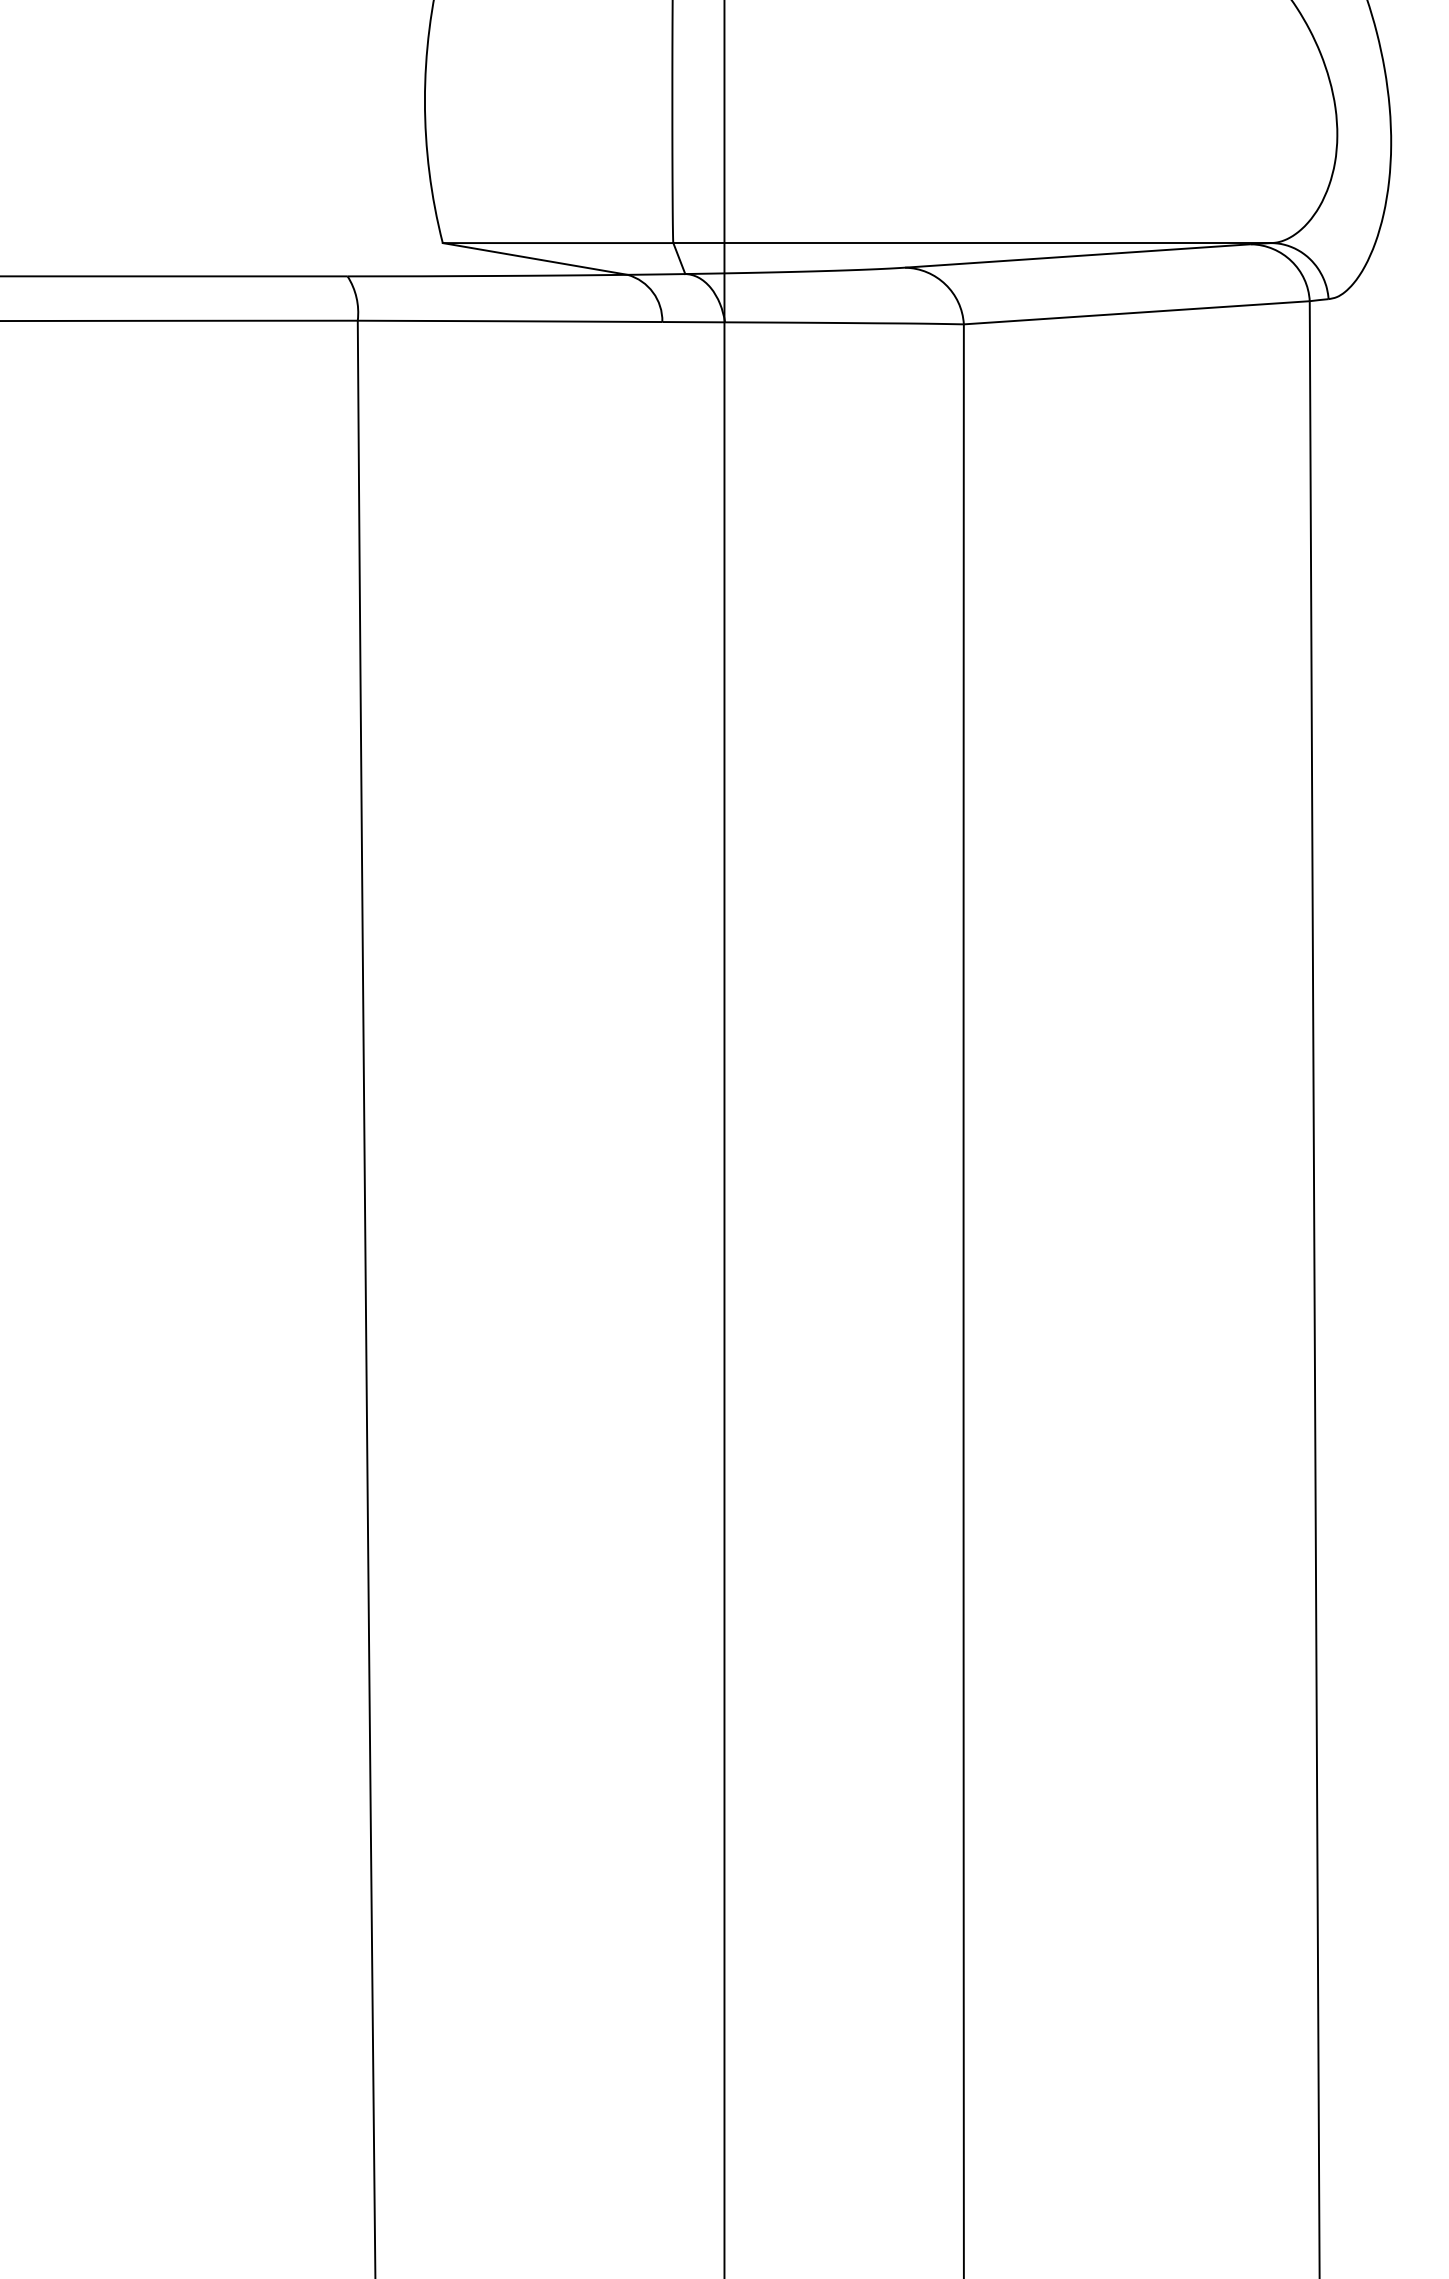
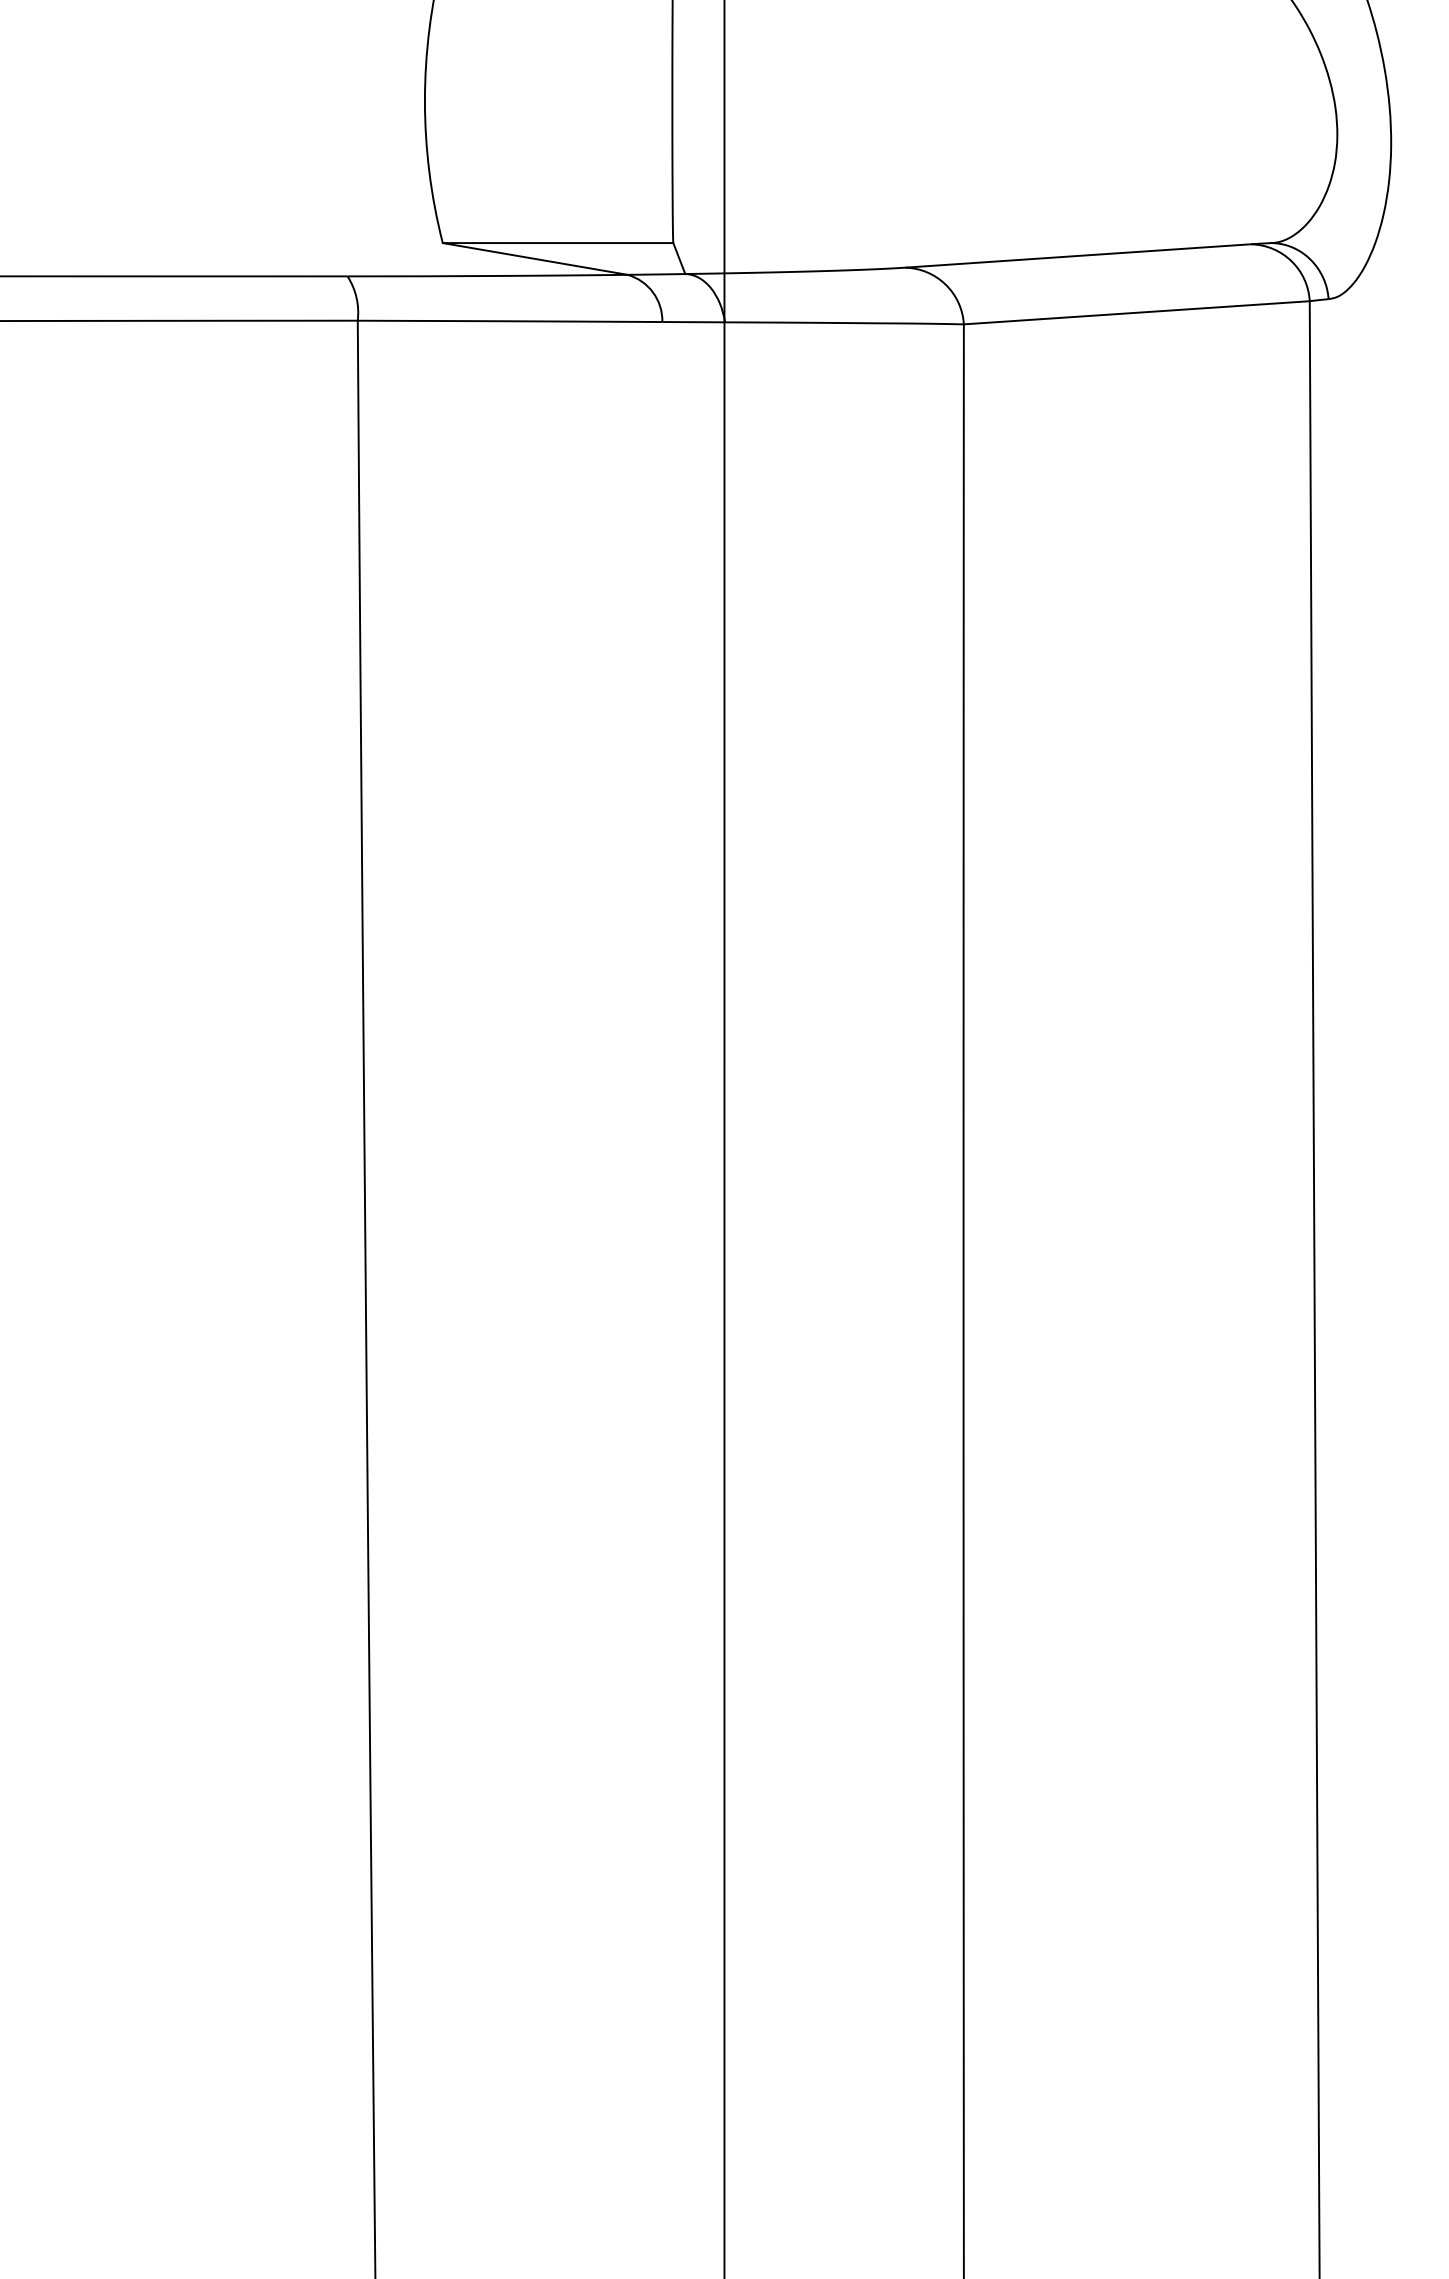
line: present -> none (971, 243)
